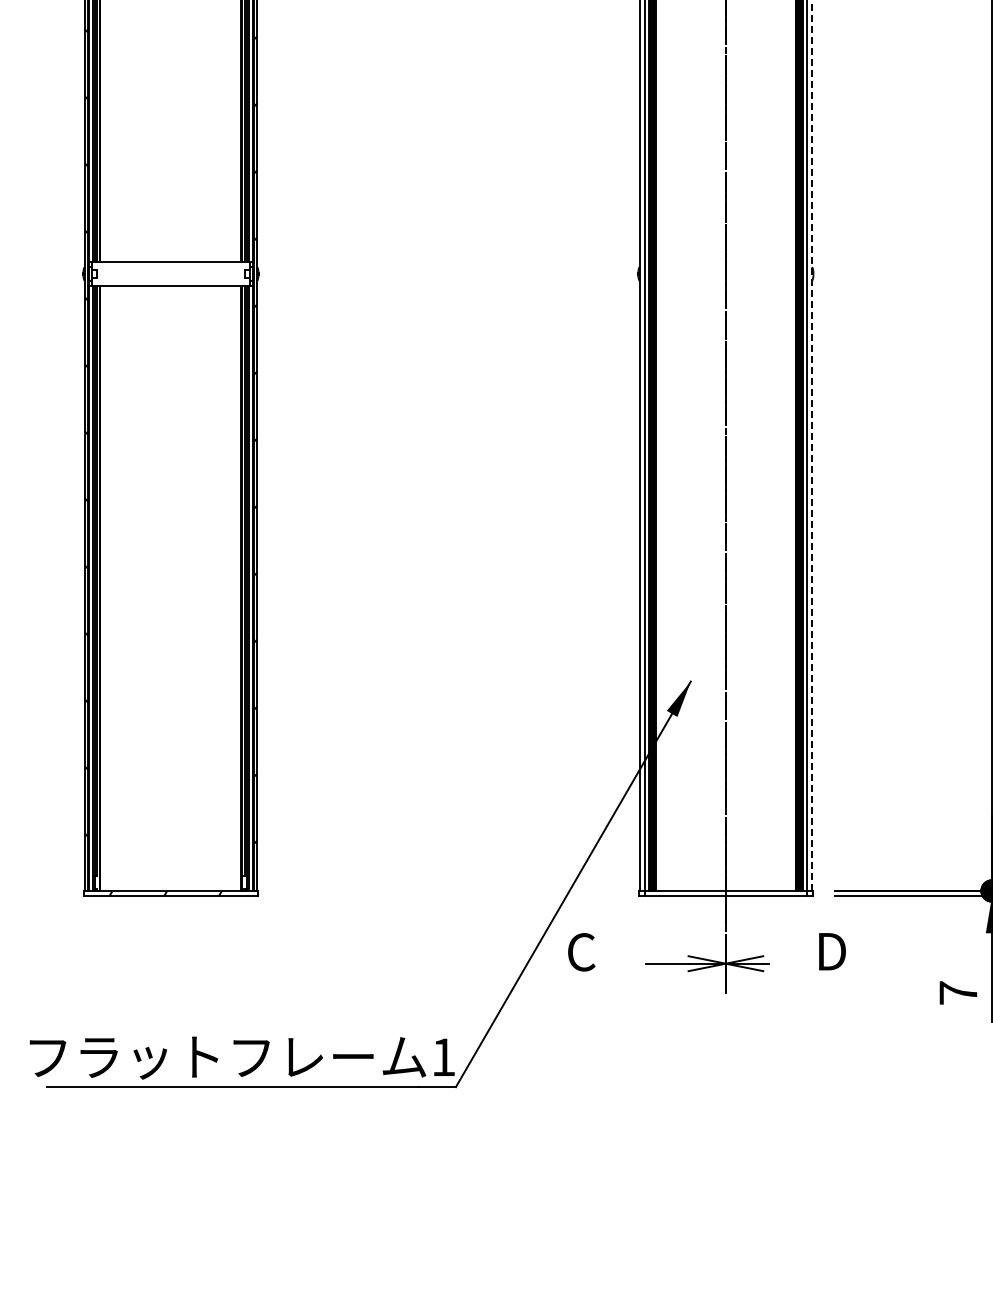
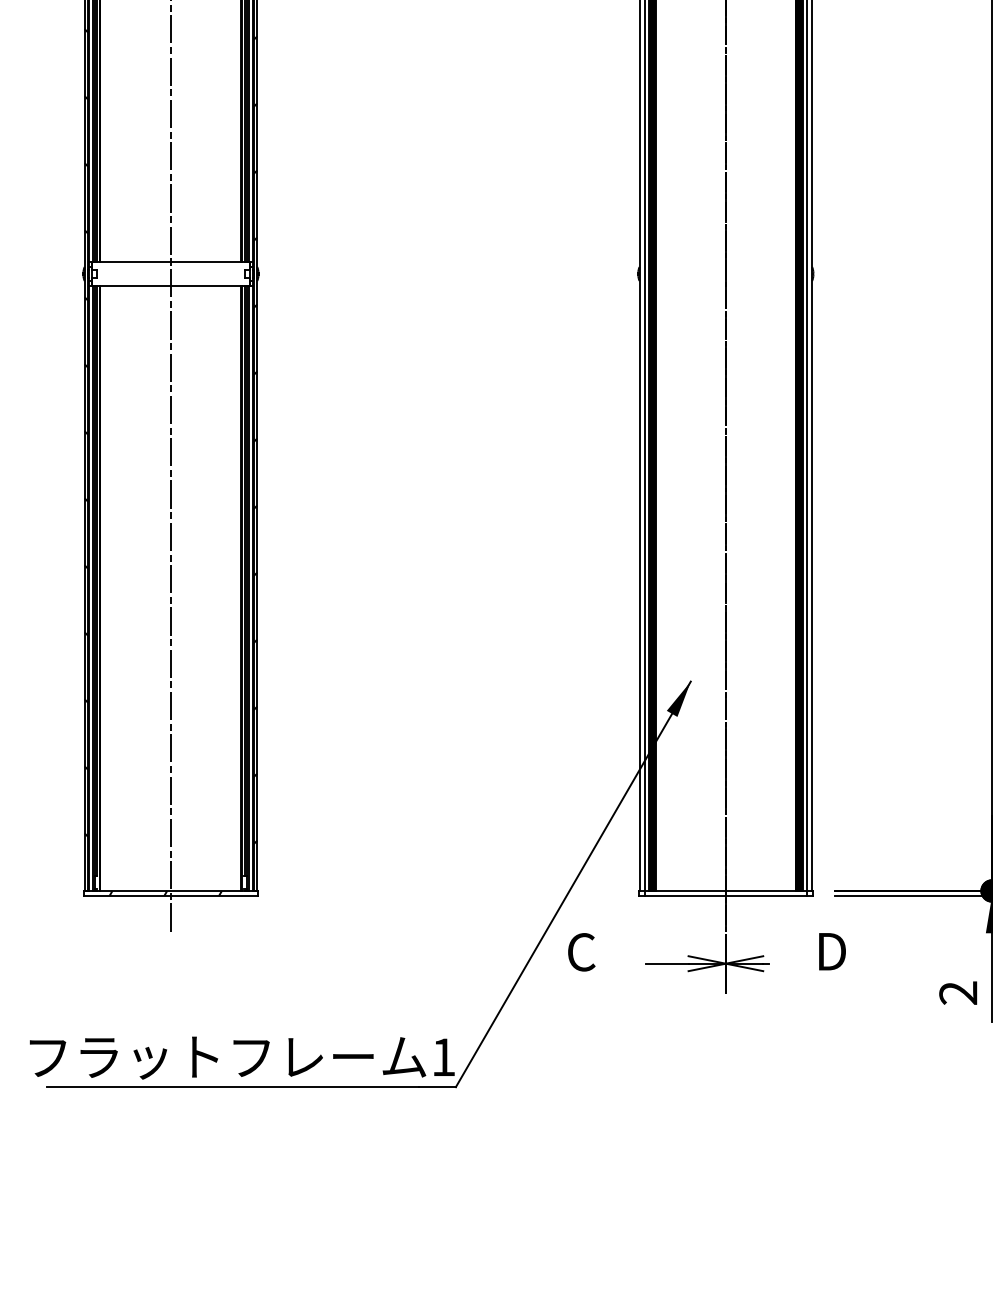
line: dashed -> solid (812, 445)
line: none -> present (170, 467)
text: 7 -> 2 (958, 992)
